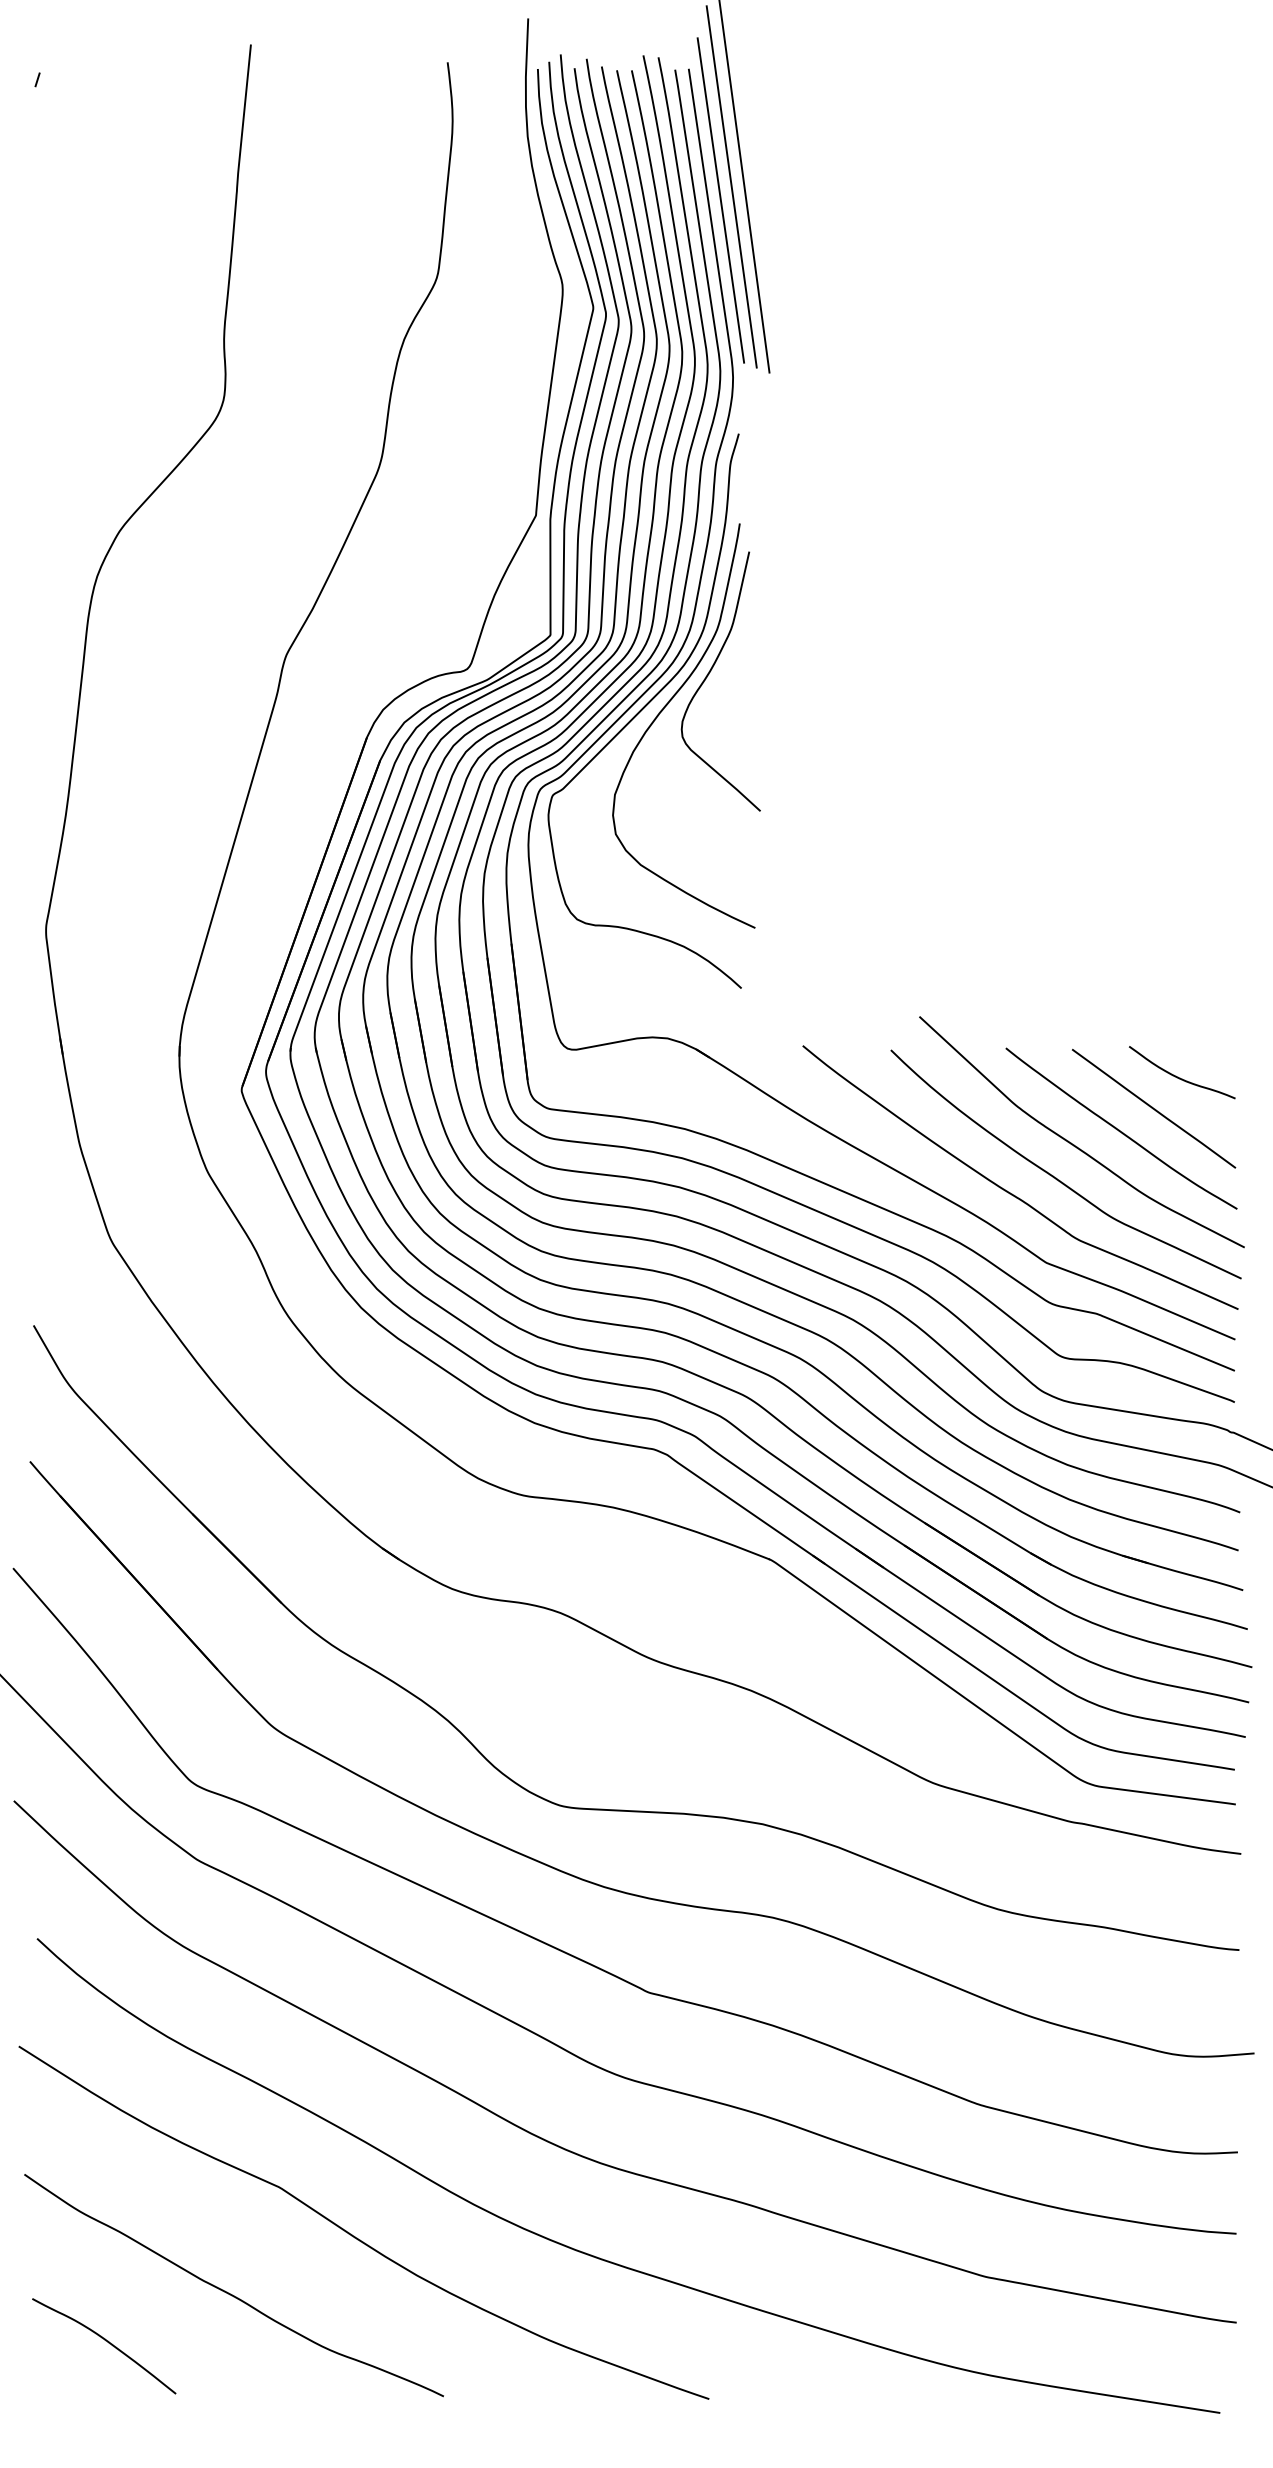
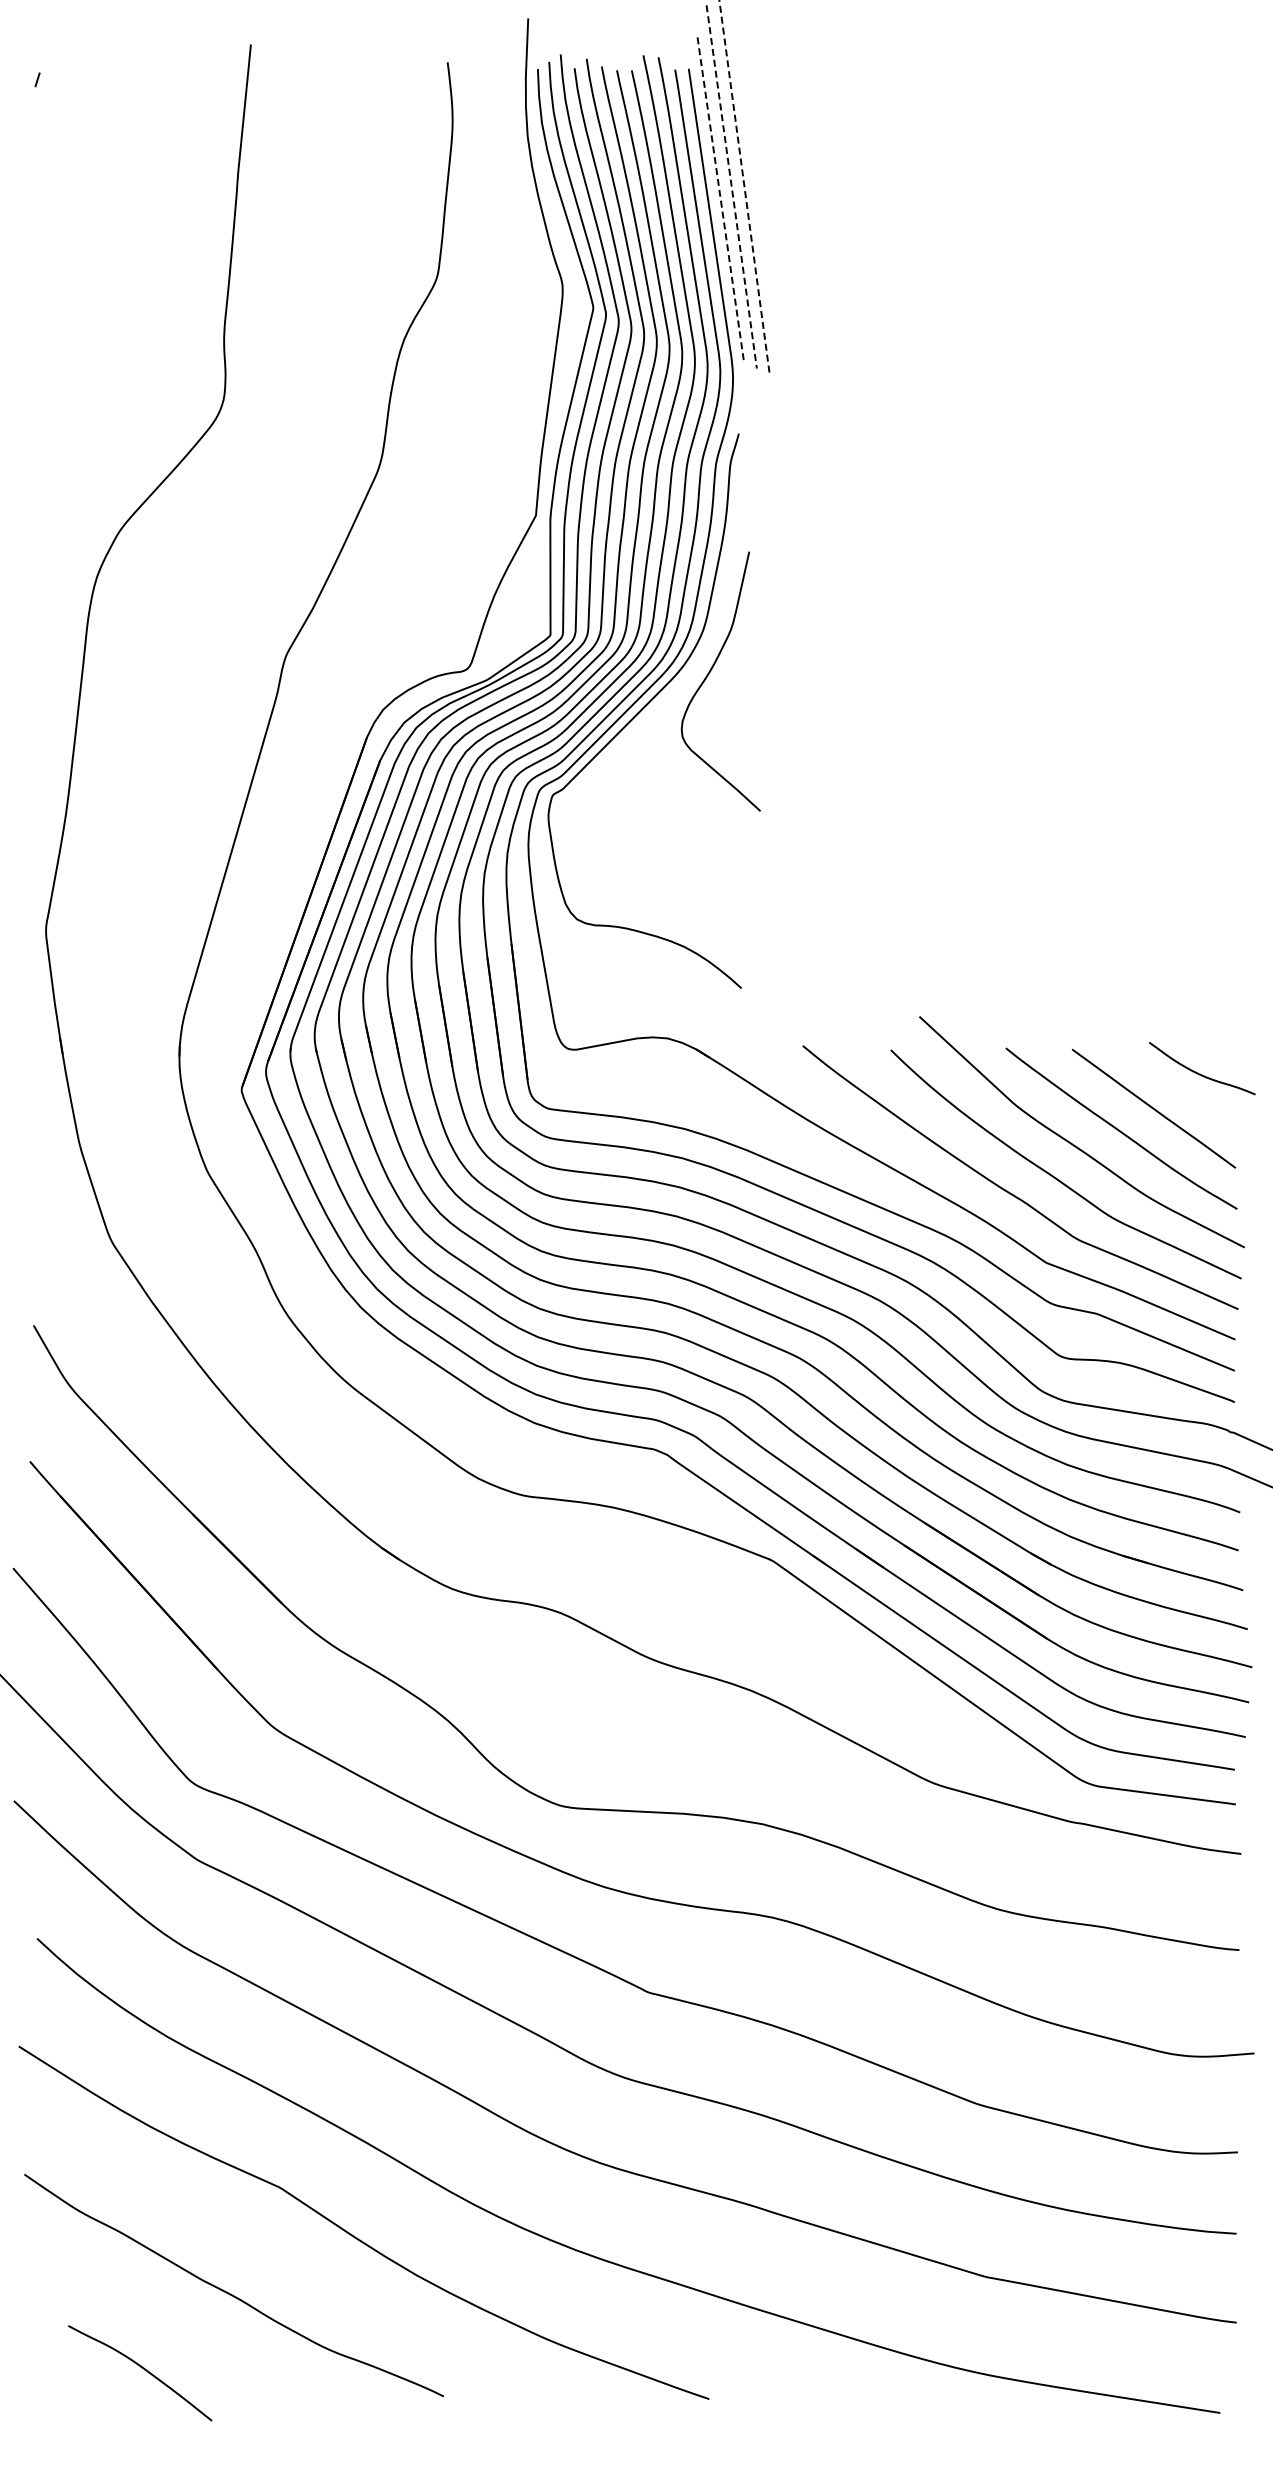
line: solid -> dashed (731, 187)
line: solid -> dashed (744, 187)
line: solid -> dashed (720, 200)
curve: present -> none (663, 710)
curve position: (1180, 1077) -> (1200, 1073) (1200, 1073)
curve position: (107, 2342) -> (143, 2369) (143, 2369)
